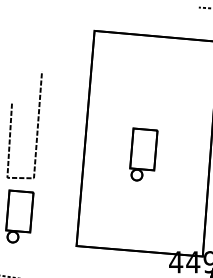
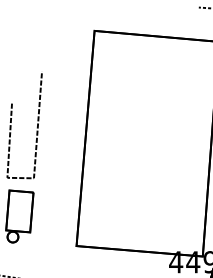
part: present -> none (143, 154)
